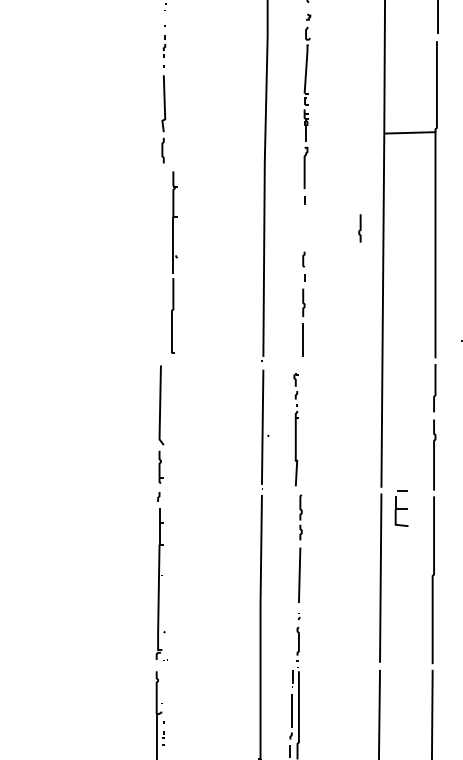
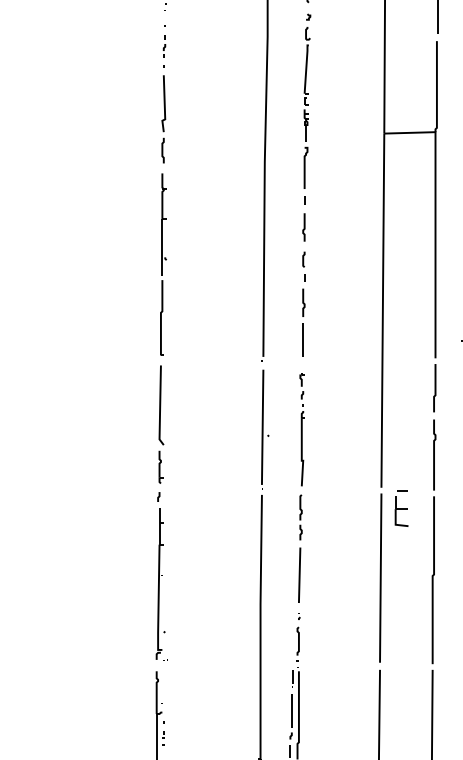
line position: (359, 228) -> (303, 227) (303, 227)
part position: (174, 262) -> (163, 264) (163, 264)
part position: (295, 429) -> (301, 429) (301, 429)
